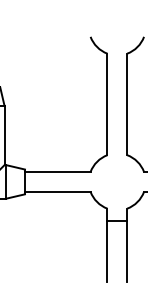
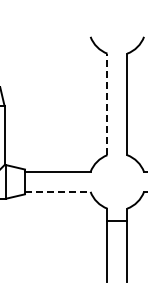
line: solid -> dashed (107, 104)
line: solid -> dashed (57, 191)
